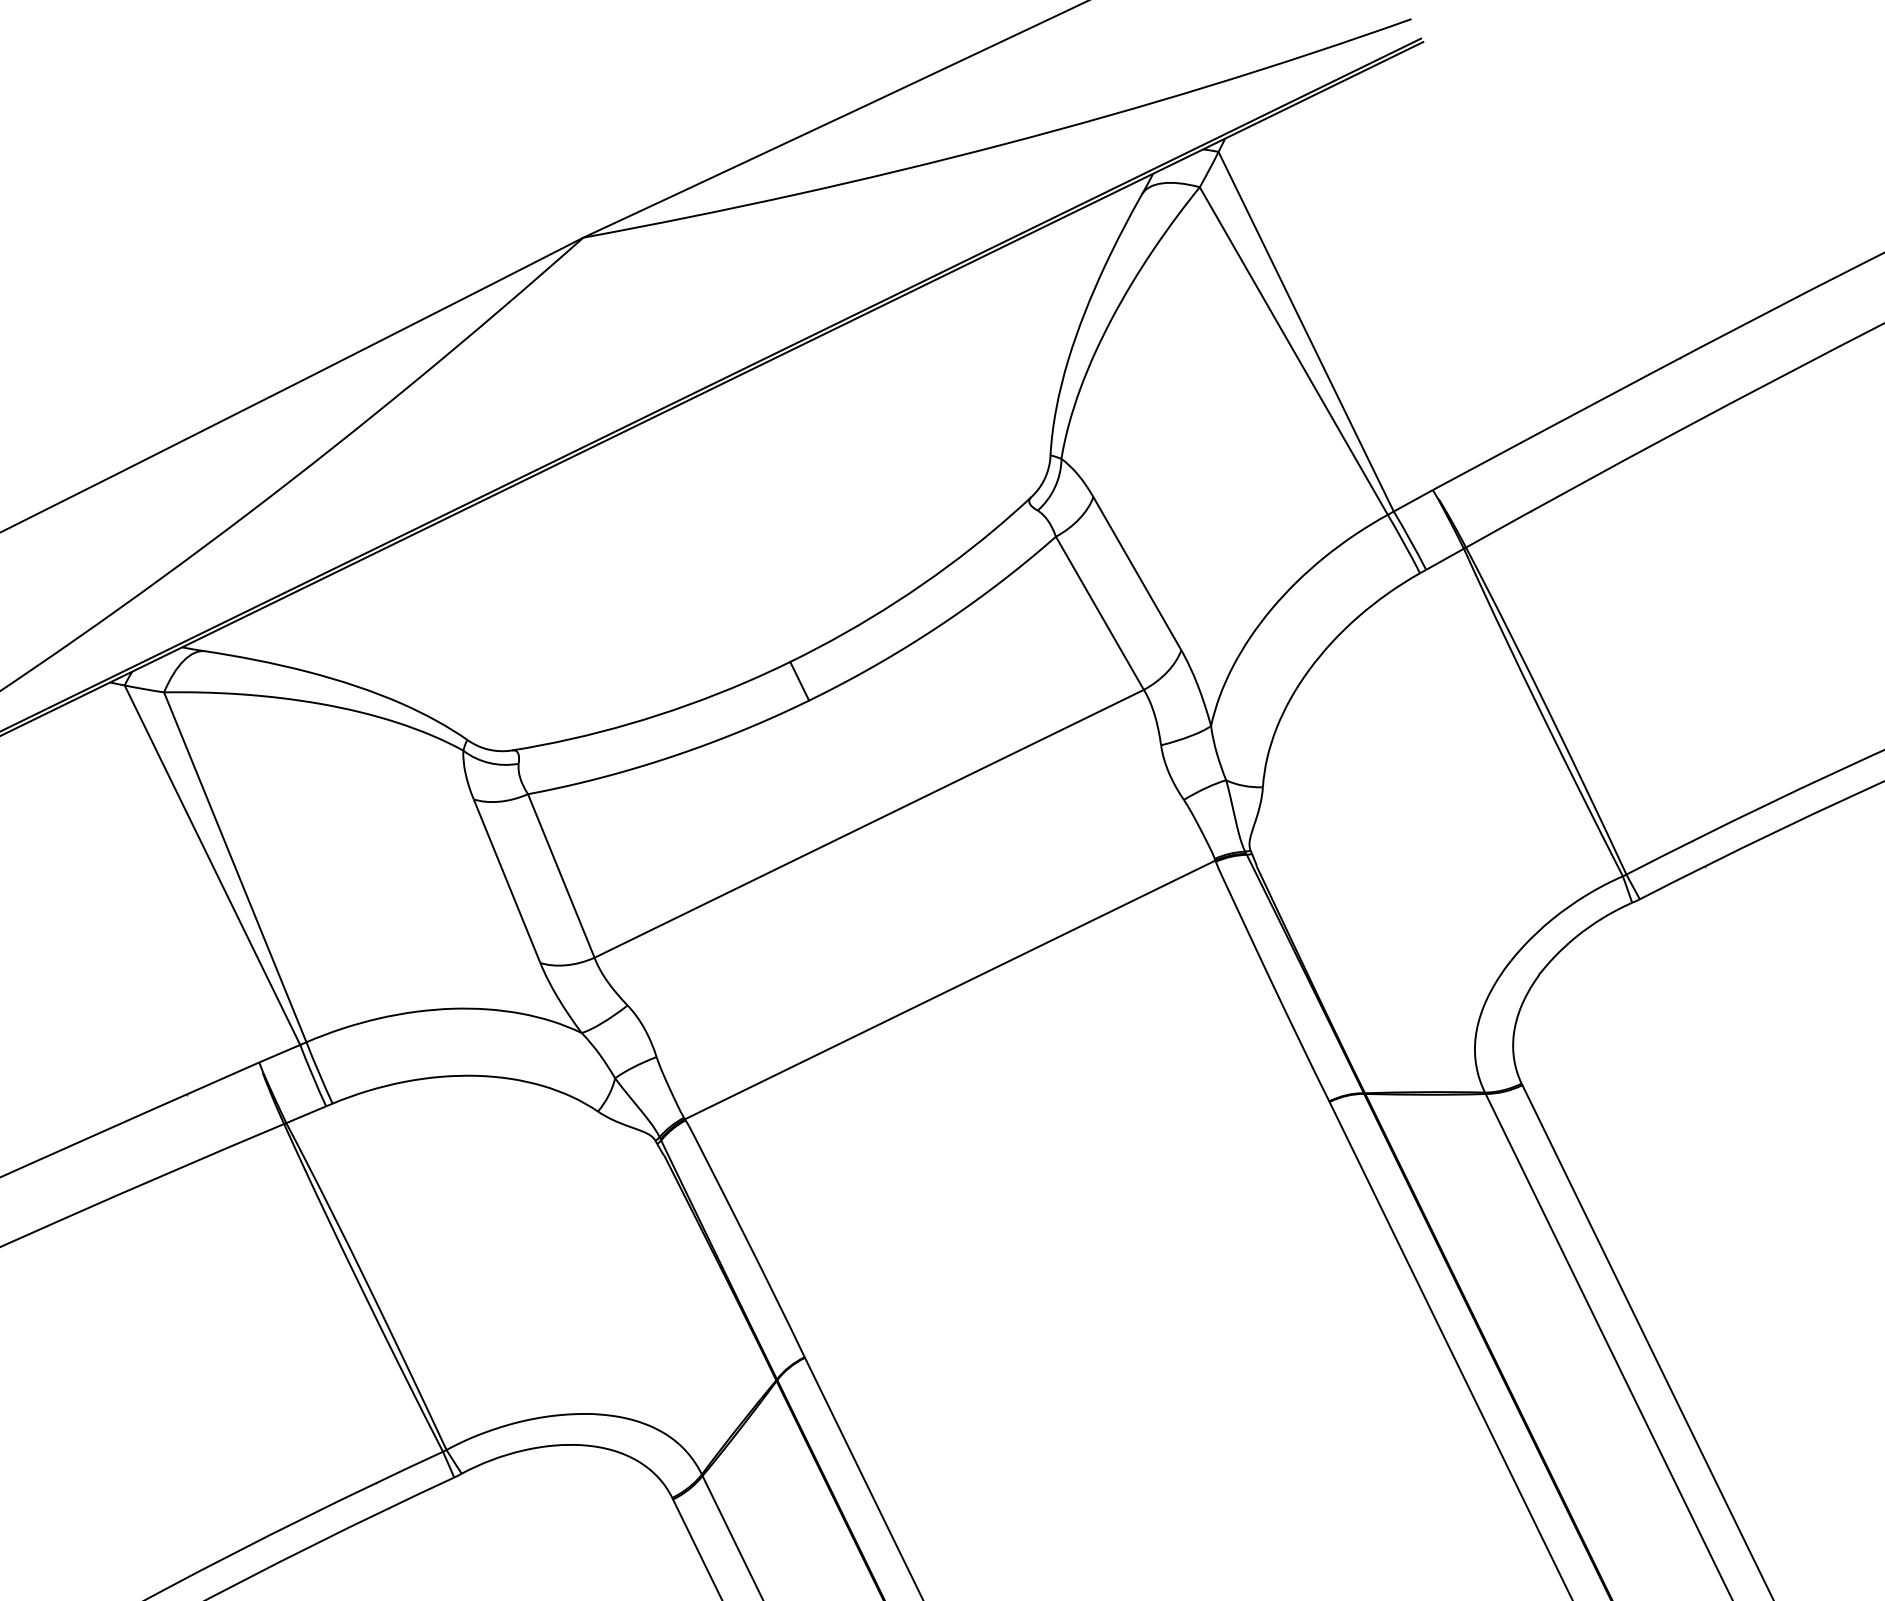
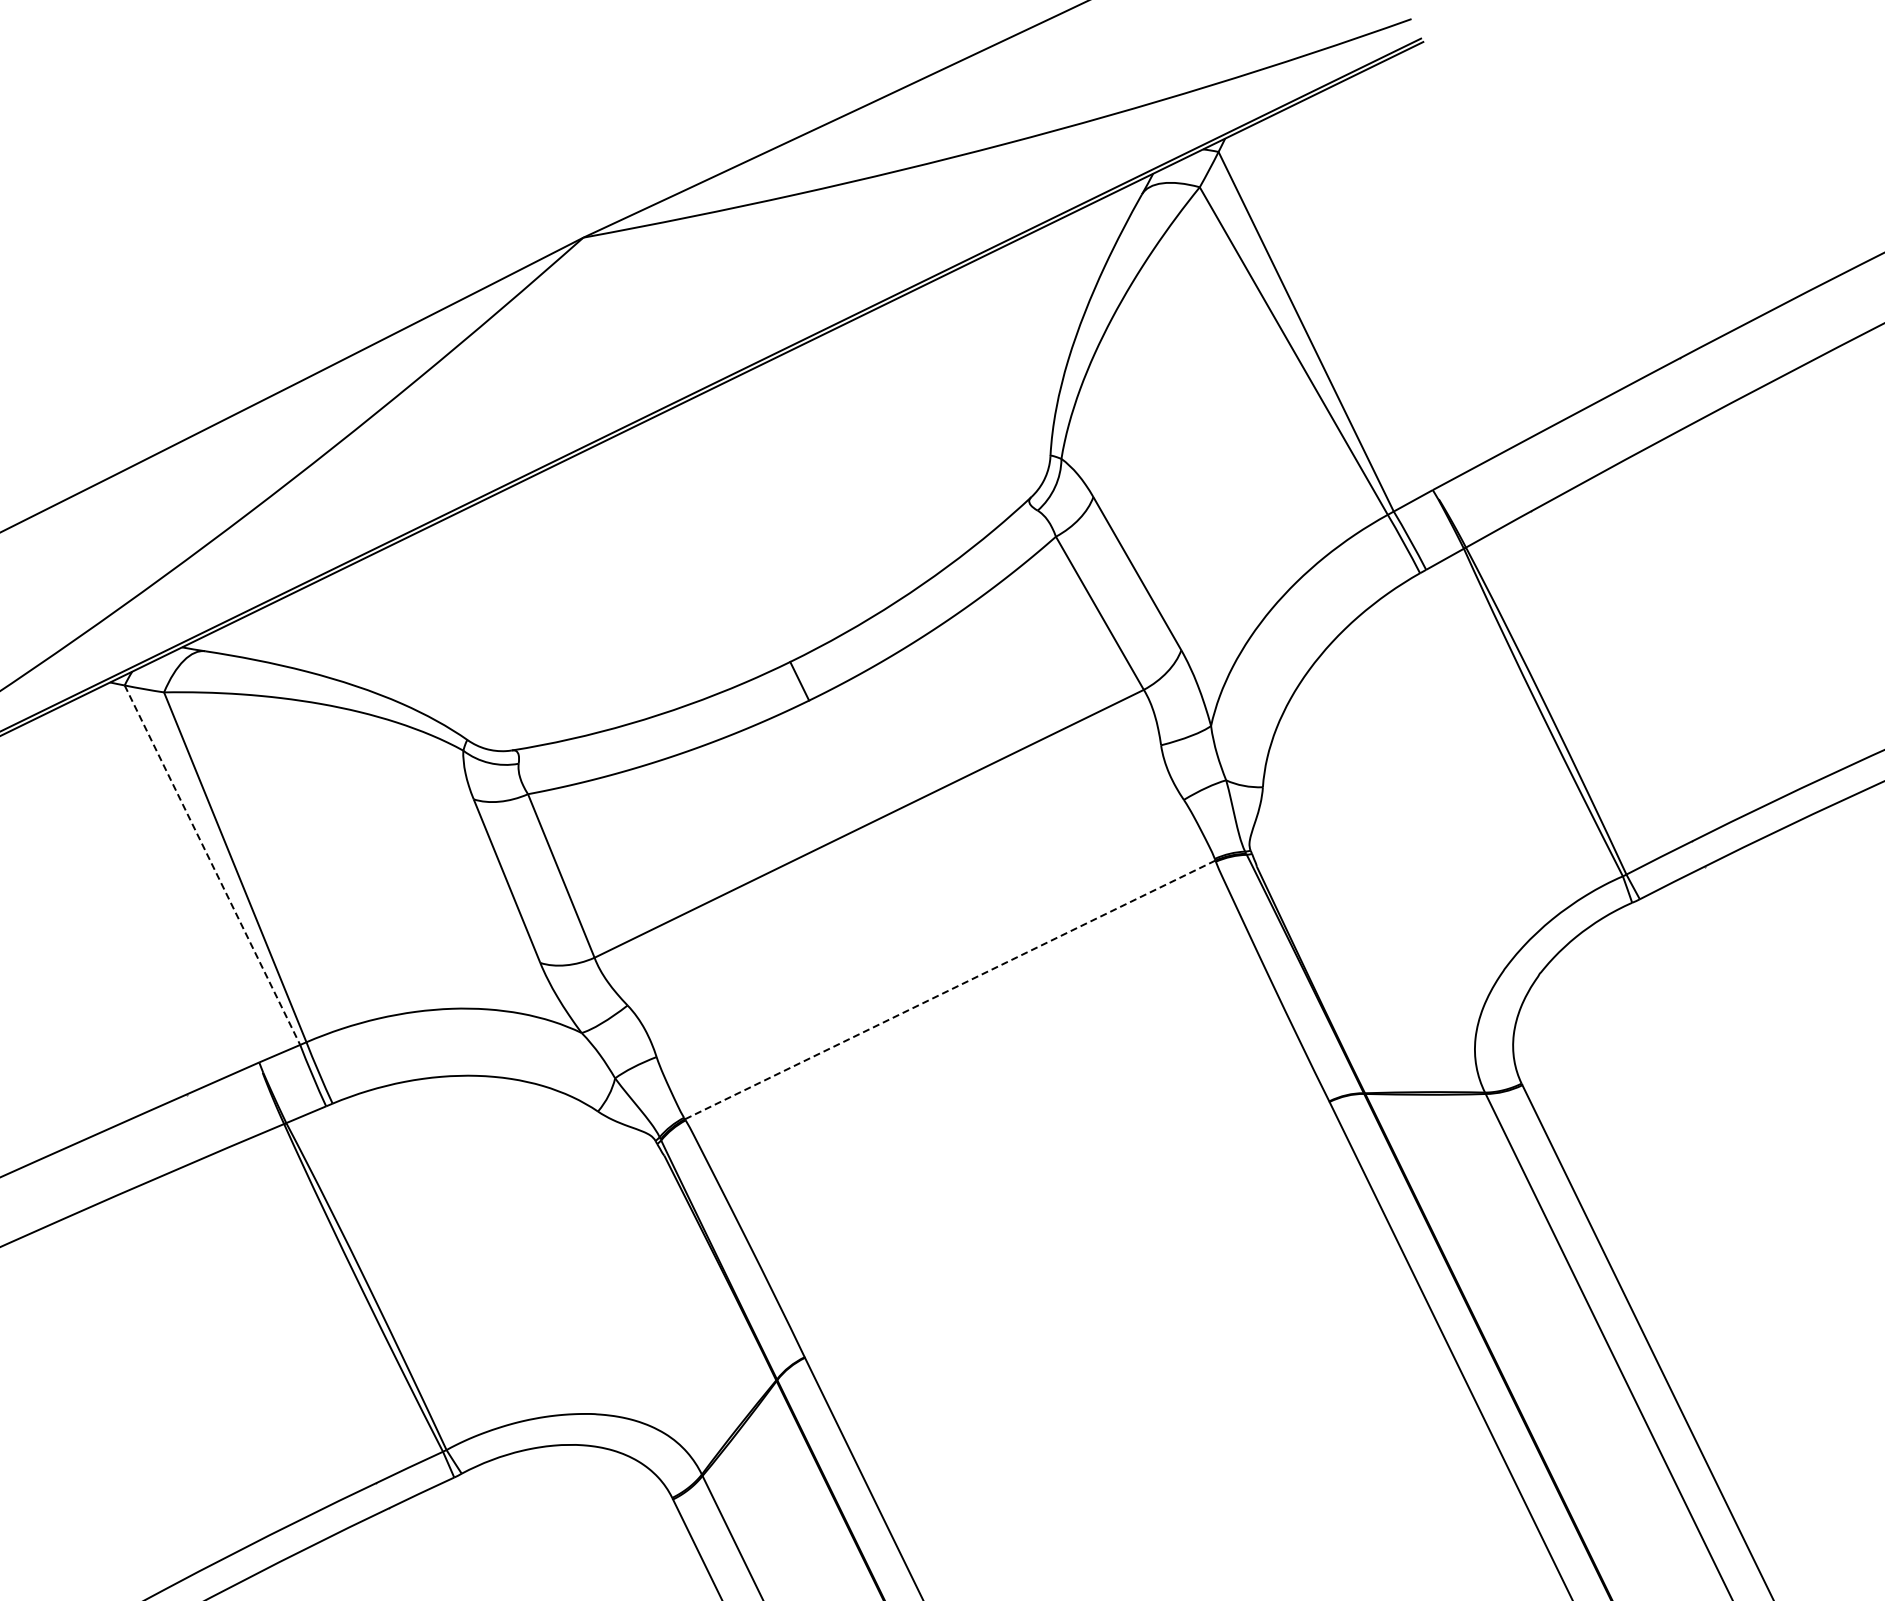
line: solid -> dashed (212, 865)
line: solid -> dashed (949, 990)
